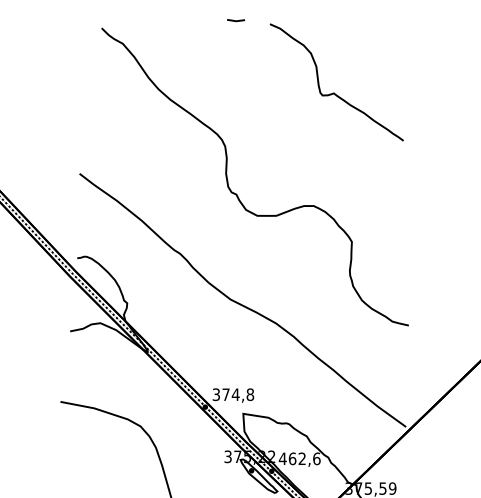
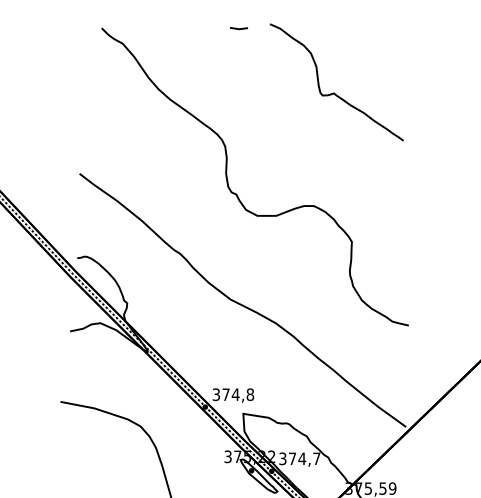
line position: (235, 20) -> (238, 28) (238, 28)
text: 462,6 -> 374,7 (299, 458)
